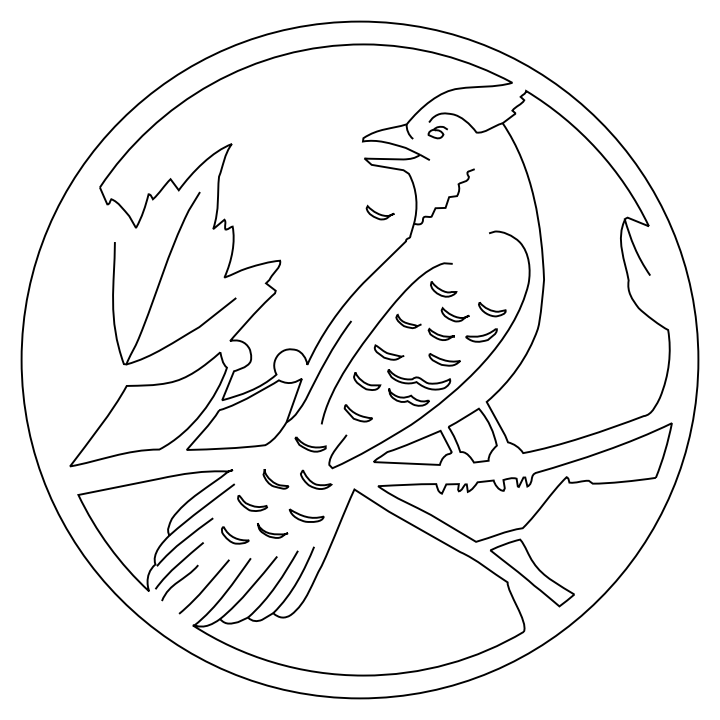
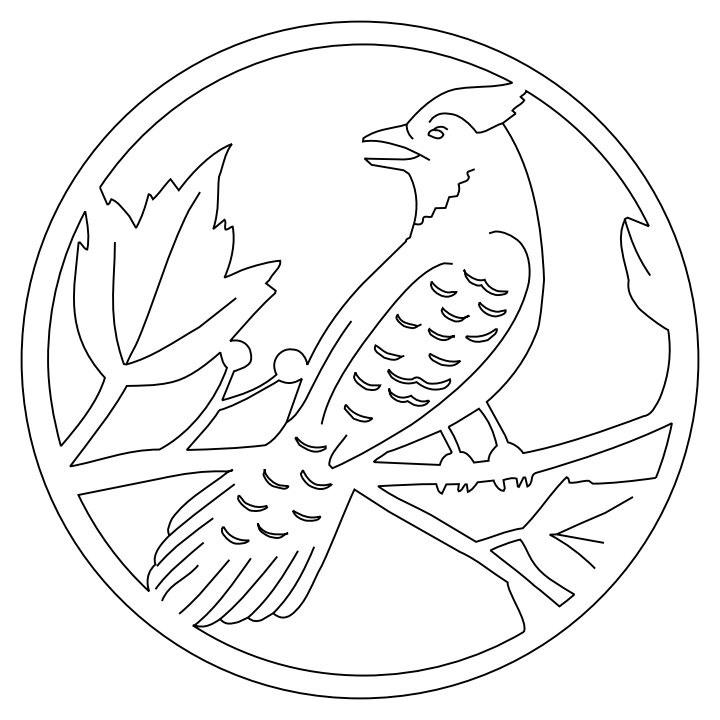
part: present -> none (379, 212)
part: none -> present (485, 282)
part: none -> present (76, 328)
part size: 37x15 px -> 29x12 px (306, 515)
part: none -> present (591, 539)
